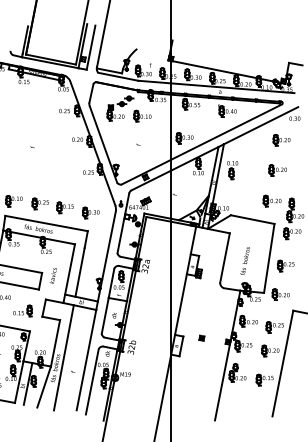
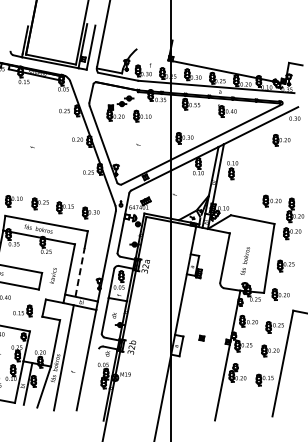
part: present -> none (277, 170)
line: solid -> dashed (80, 272)
line: present -> none (91, 381)
